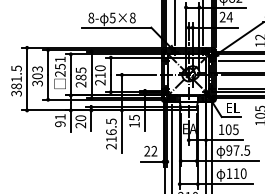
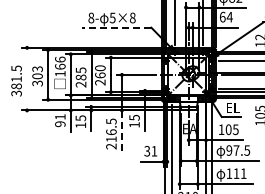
text: 24 -> 64 (222, 16)
line: solid -> dashed (116, 27)
text: 251 -> 166 (60, 66)
text: 210 -> 260 (100, 75)
line: present -> none (27, 79)
text: 20 -> 15 (80, 121)
line: solid -> dashed (121, 132)
text: 22 -> 31 (150, 150)
text: 110 -> 111 (243, 173)
